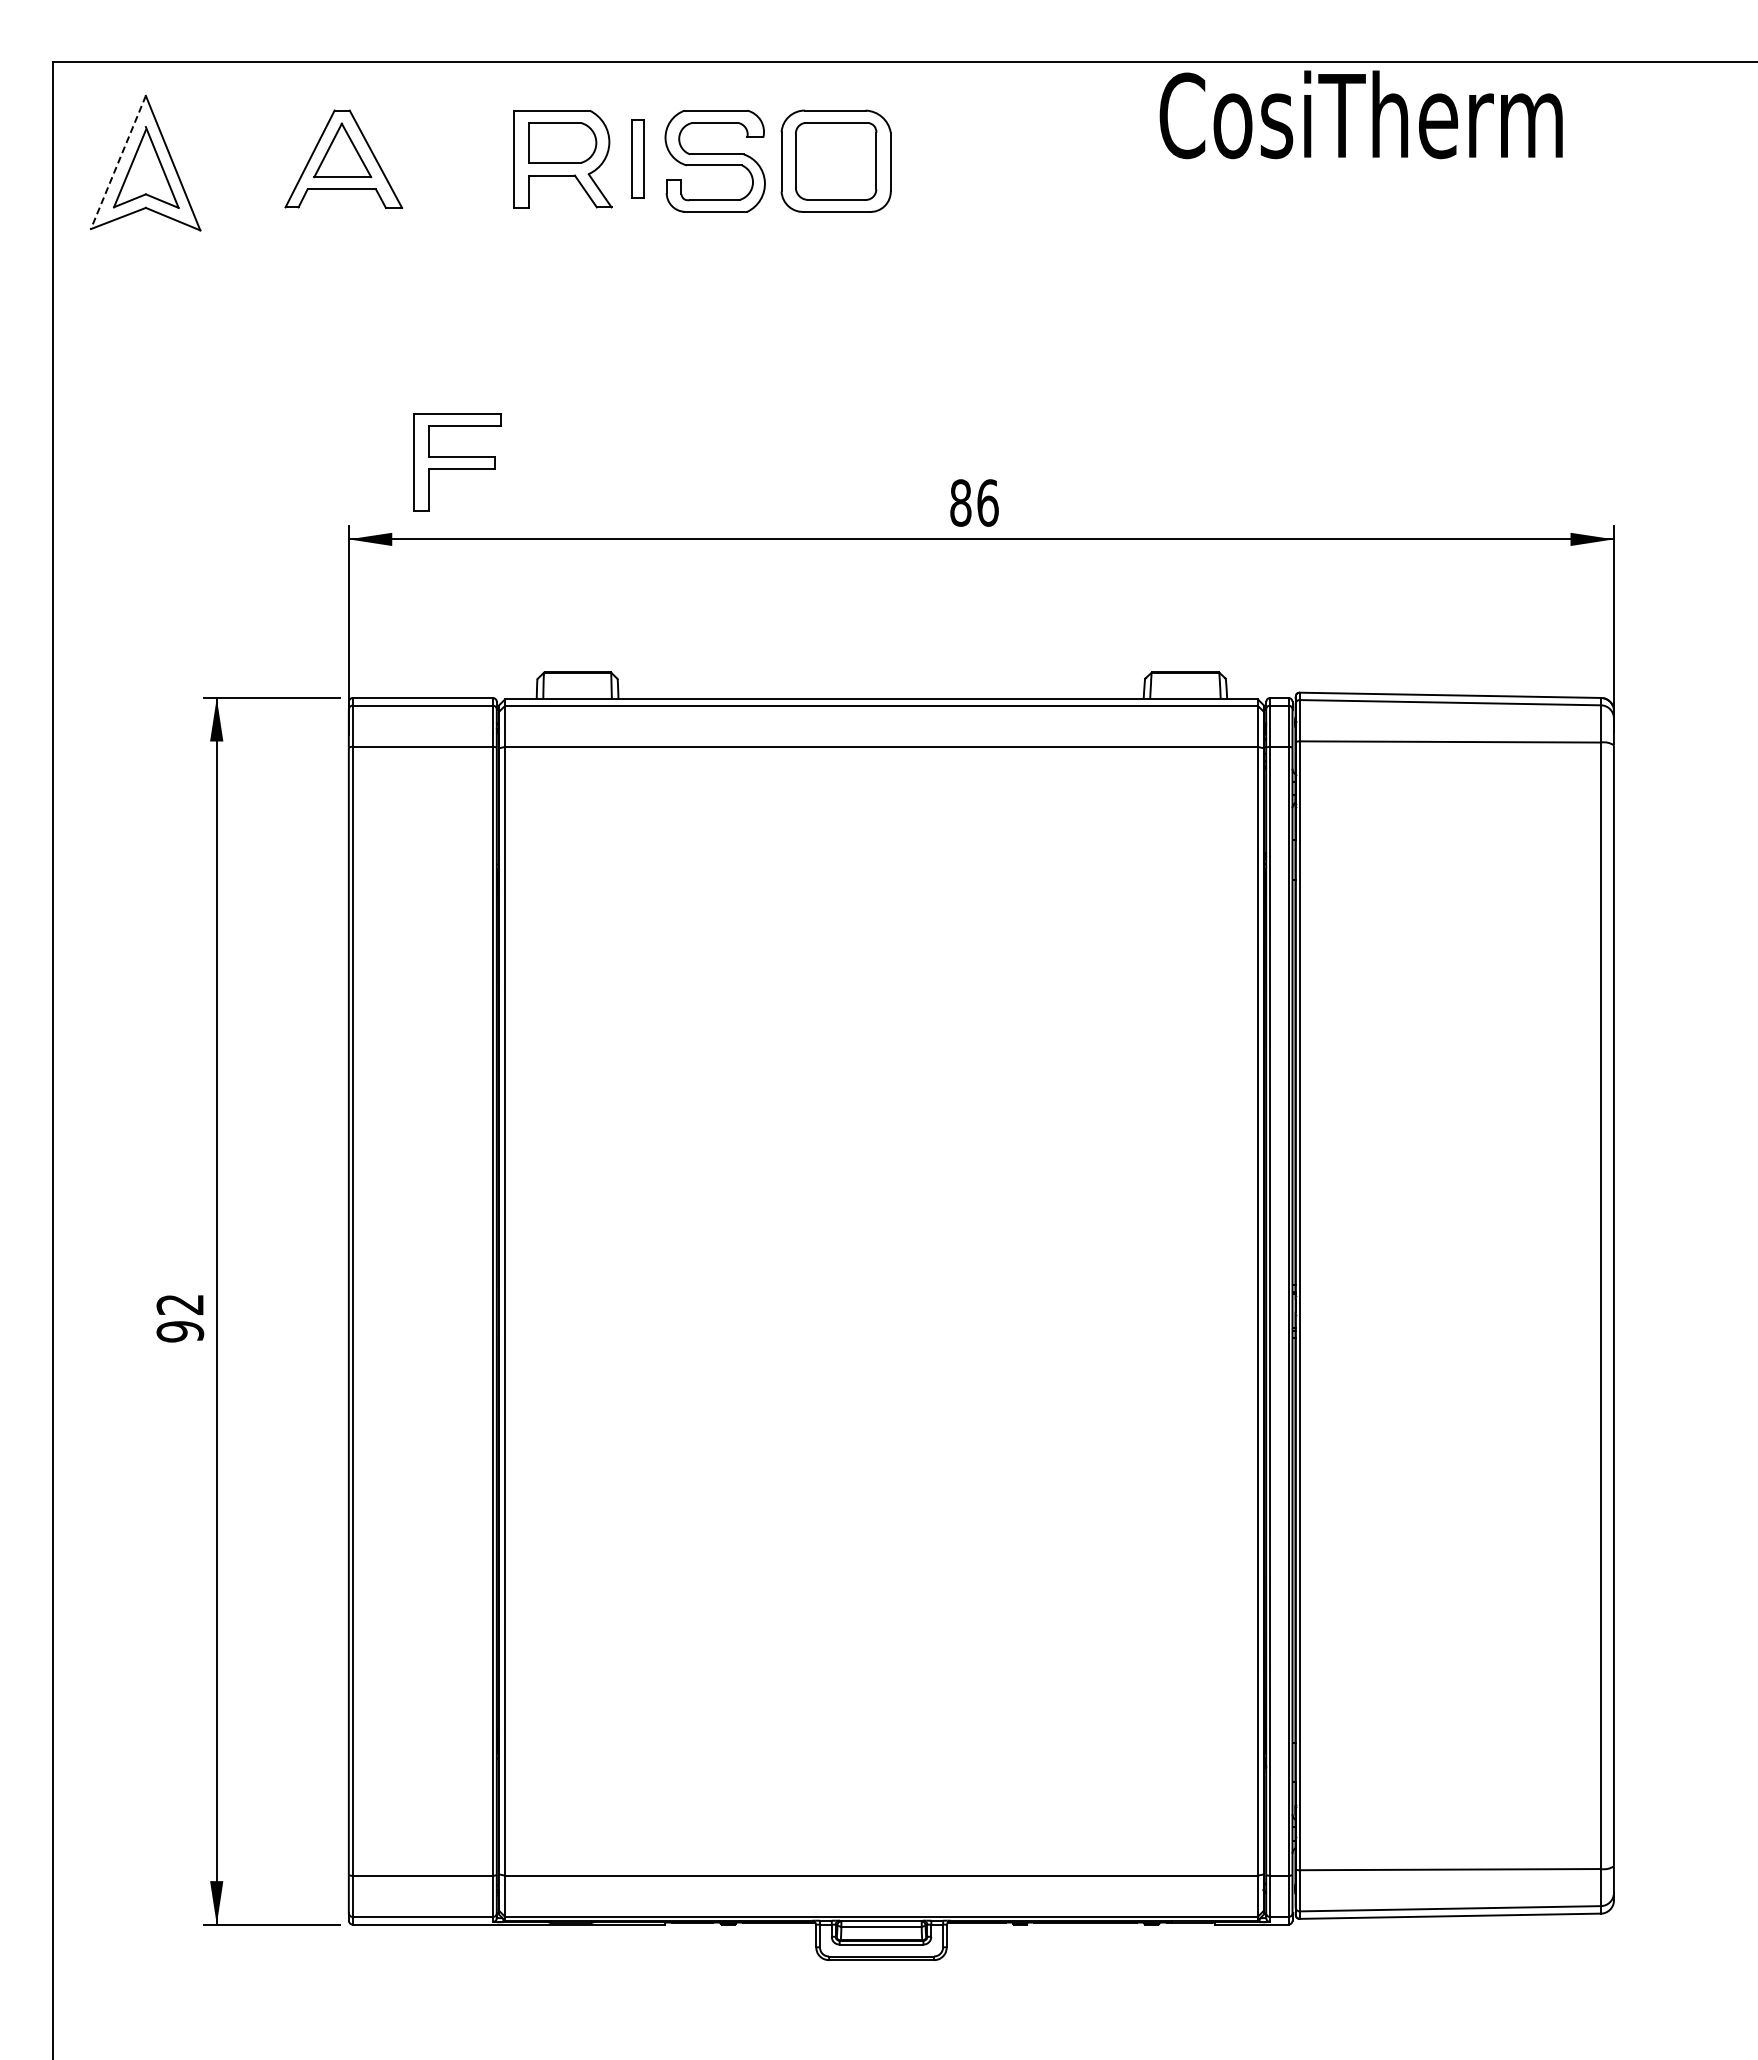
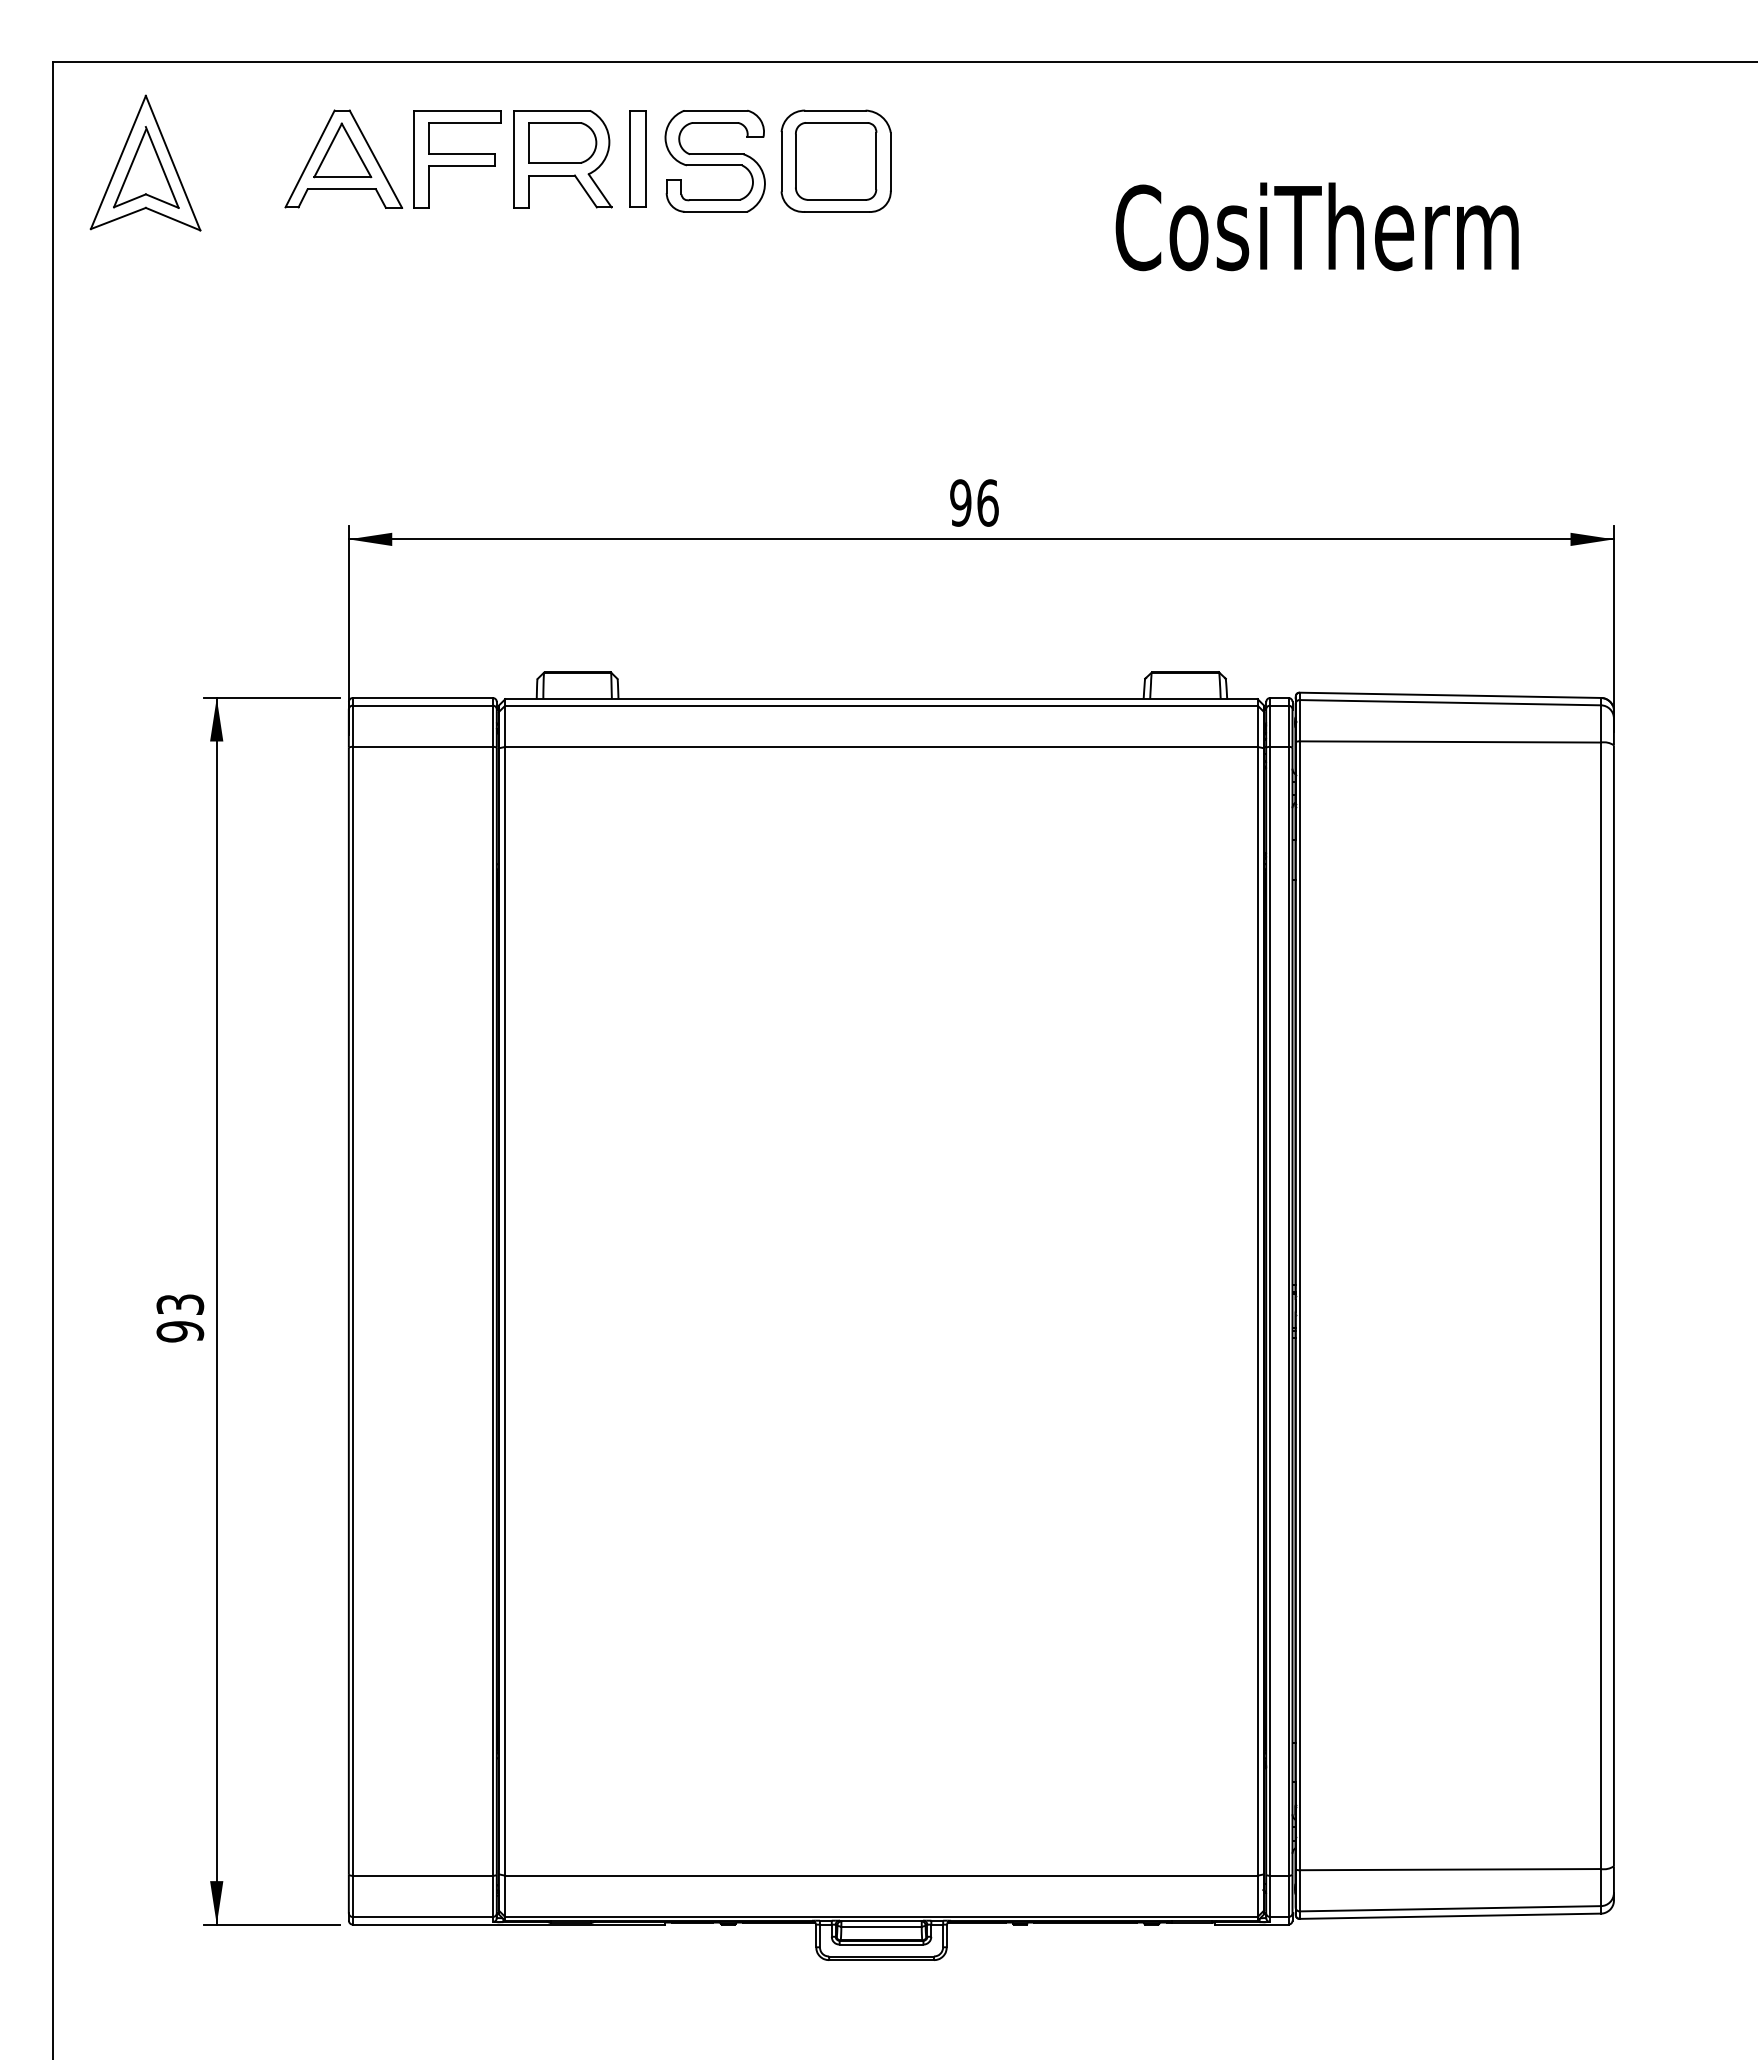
text position: (1360, 114) -> (1316, 226) (1316, 226)
part size: 14x80 px -> 18x98 px (637, 158)
line: dashed -> solid (118, 162)
part position: (457, 462) -> (457, 159) (457, 159)
text: 86 -> 96 (960, 502)
text: 92 -> 93 (180, 1304)
